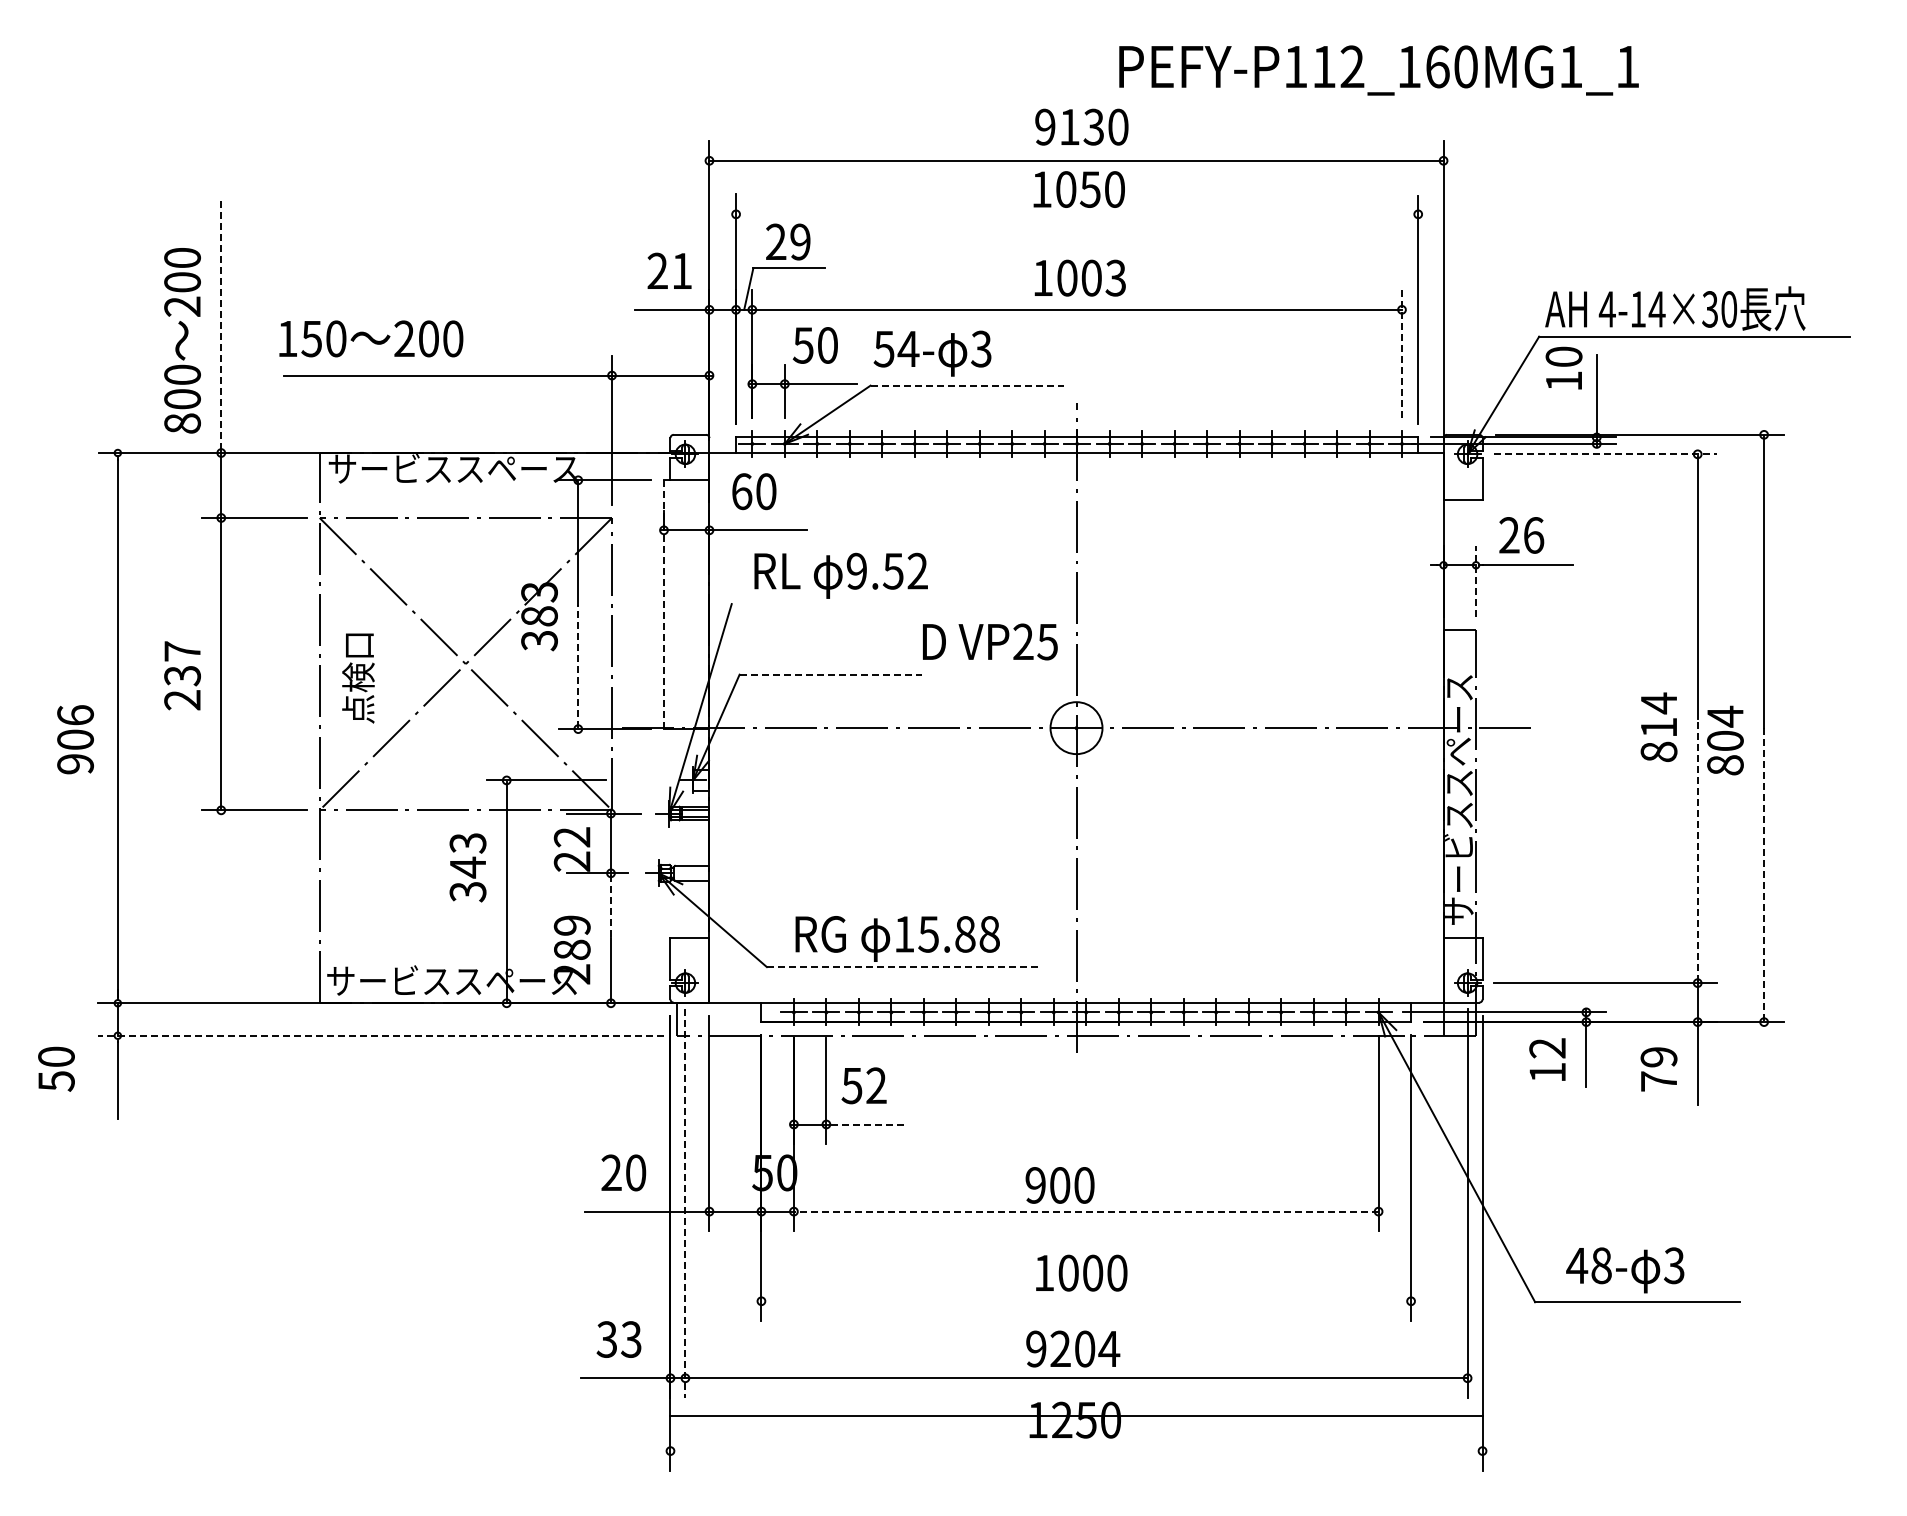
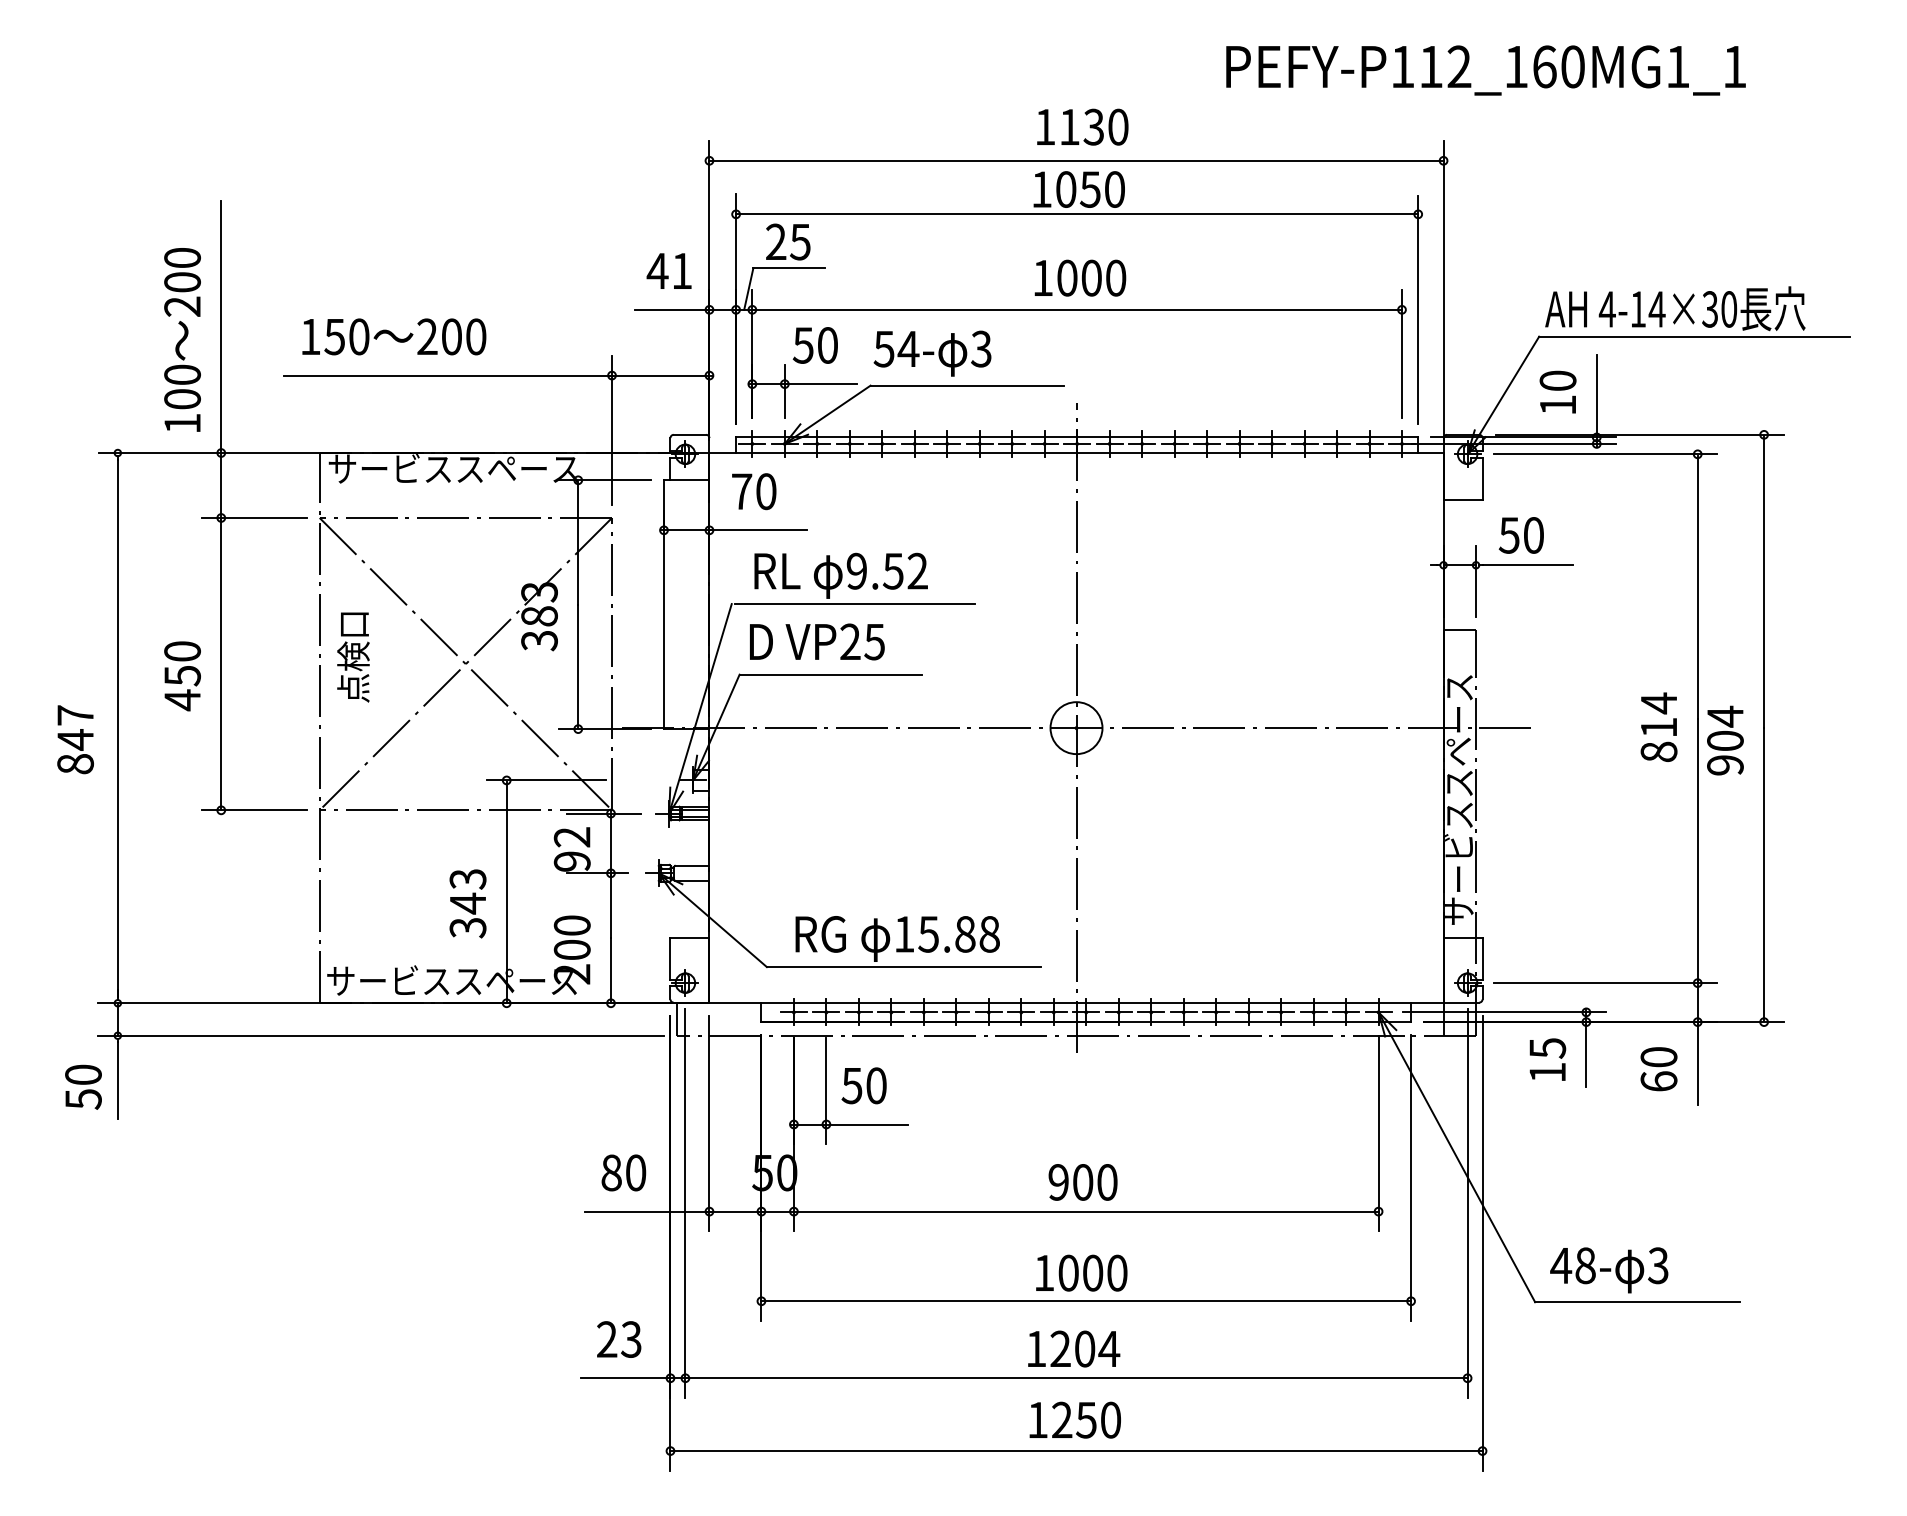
text position: (1378, 70) -> (1485, 70) (1485, 70)
text: 9130 -> 1130 (1045, 126)
line: none -> present (1077, 214)
text: 29 -> 25 (800, 241)
text: 21 -> 41 (657, 270)
text: 1003 -> 1000 (1115, 277)
line: dashed -> solid (221, 325)
text position: (371, 338) -> (394, 336) (394, 336)
line: dashed -> solid (1401, 354)
text position: (1563, 367) -> (1557, 391) (1557, 391)
line: dashed -> solid (967, 385)
text: 800 -> 100 (182, 423)
line: dashed -> solid (1605, 454)
text: 60 -> 70 (742, 491)
text: 26 -> 50 (1521, 535)
line: dashed -> solid (1476, 580)
line: dashed -> solid (663, 604)
line: none -> present (854, 604)
text position: (990, 641) -> (817, 641) (817, 641)
line: dashed -> solid (578, 666)
line: dashed -> solid (831, 674)
text: 237 -> 450 (182, 676)
text position: (358, 678) -> (353, 657) (353, 657)
text: 906 -> 847 (75, 739)
text: 804 -> 904 (1725, 765)
line: dashed -> solid (1697, 850)
text: 22 -> 92 (572, 861)
text position: (467, 867) -> (467, 903) (467, 903)
line: dashed -> solid (1764, 874)
line: dashed -> solid (610, 906)
text: 289 -> 200 (571, 937)
line: dashed -> solid (904, 967)
line: dashed -> solid (381, 1035)
text: 12 -> 15 (1547, 1048)
text position: (56, 1068) -> (83, 1086) (83, 1086)
text: 79 -> 60 (1658, 1069)
text: 52 -> 50 (876, 1085)
line: dashed -> solid (869, 1124)
text: 20 -> 80 (611, 1172)
text position: (1059, 1185) -> (1082, 1182) (1082, 1182)
line: dashed -> solid (685, 1203)
line: dashed -> solid (1085, 1211)
text position: (1625, 1270) -> (1609, 1270) (1609, 1270)
line: none -> present (1086, 1301)
text: 33 -> 23 (606, 1339)
text: 9204 -> 1204 (1036, 1348)
line position: (1076, 1416) -> (1076, 1451) (1076, 1451)
